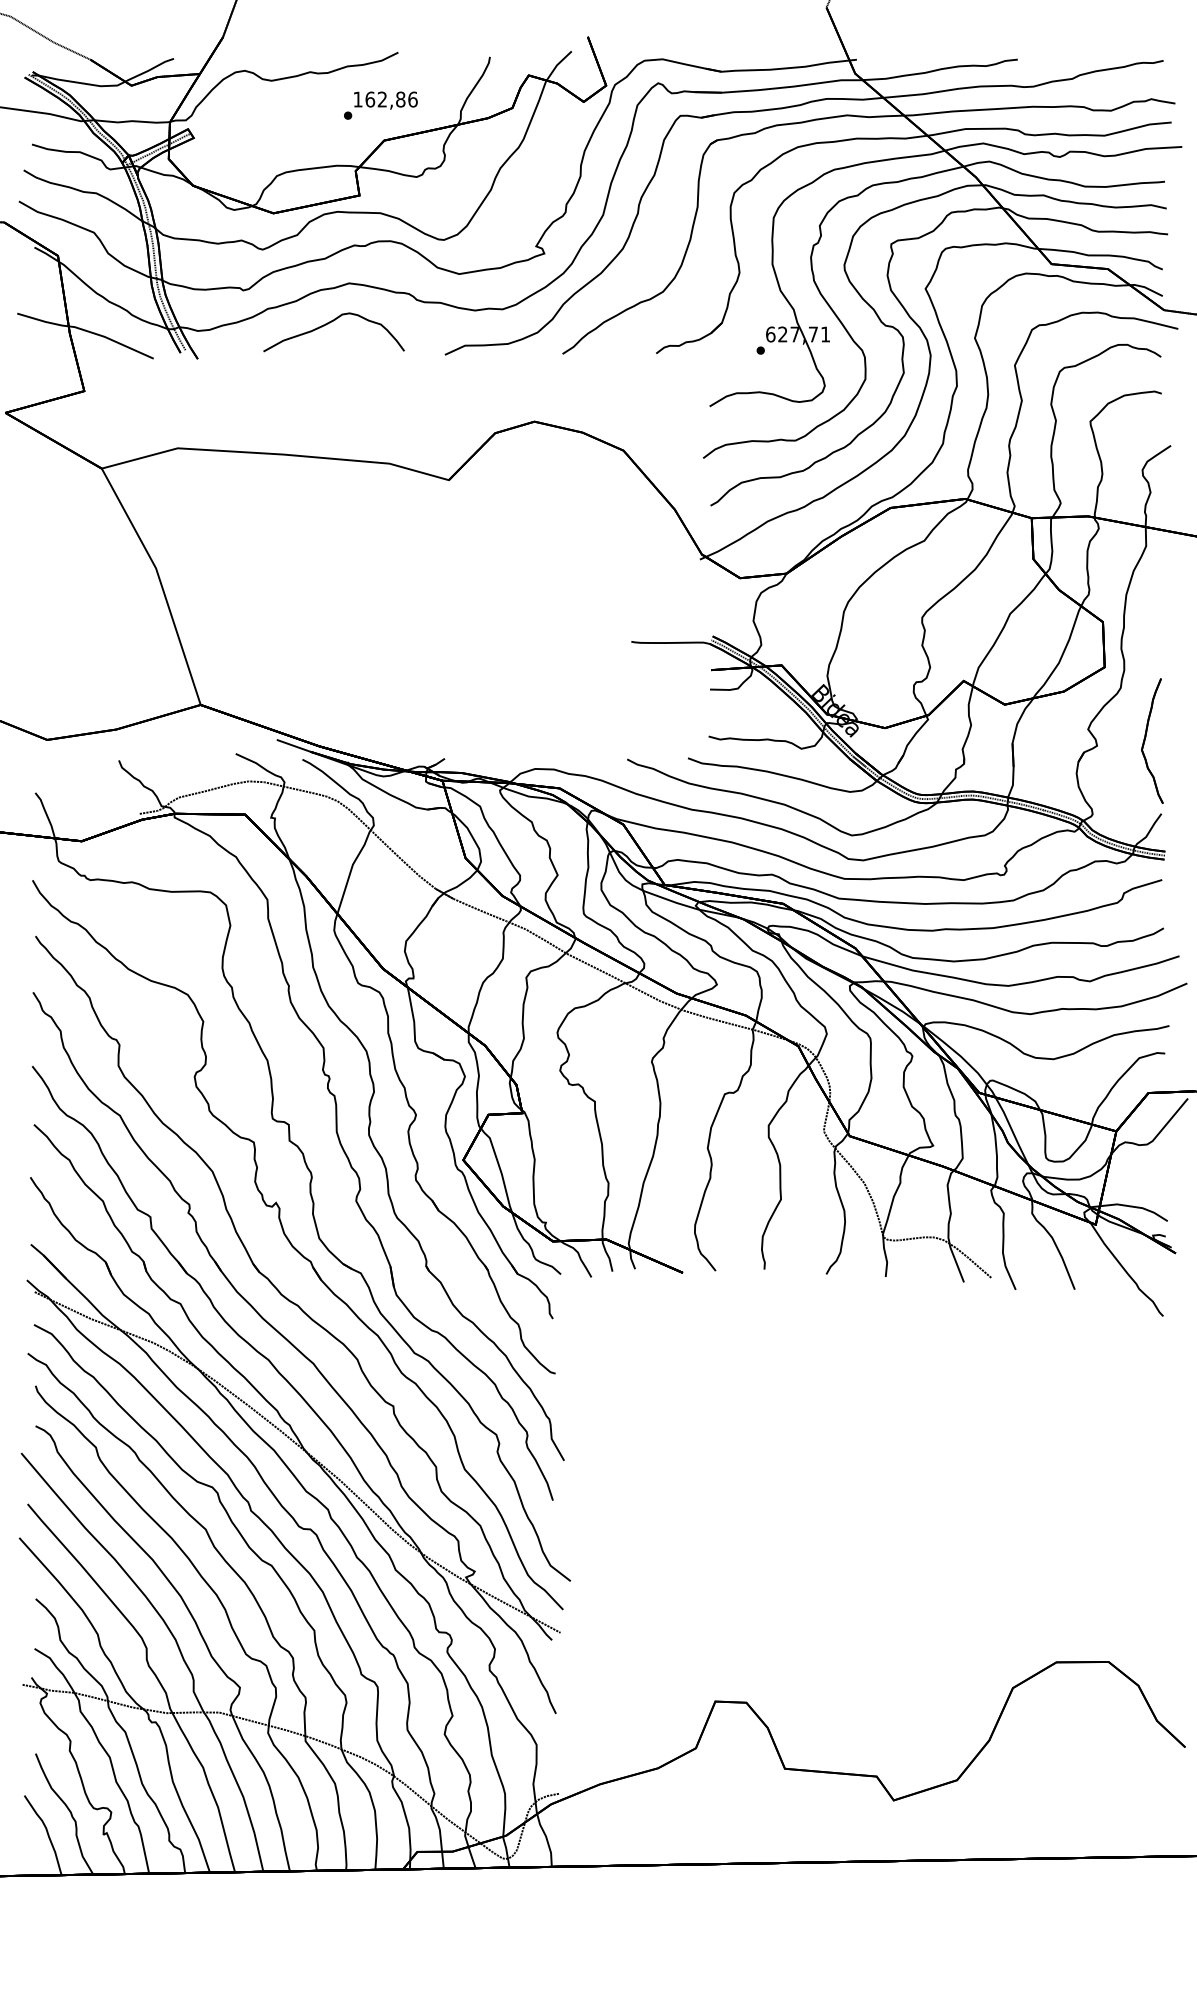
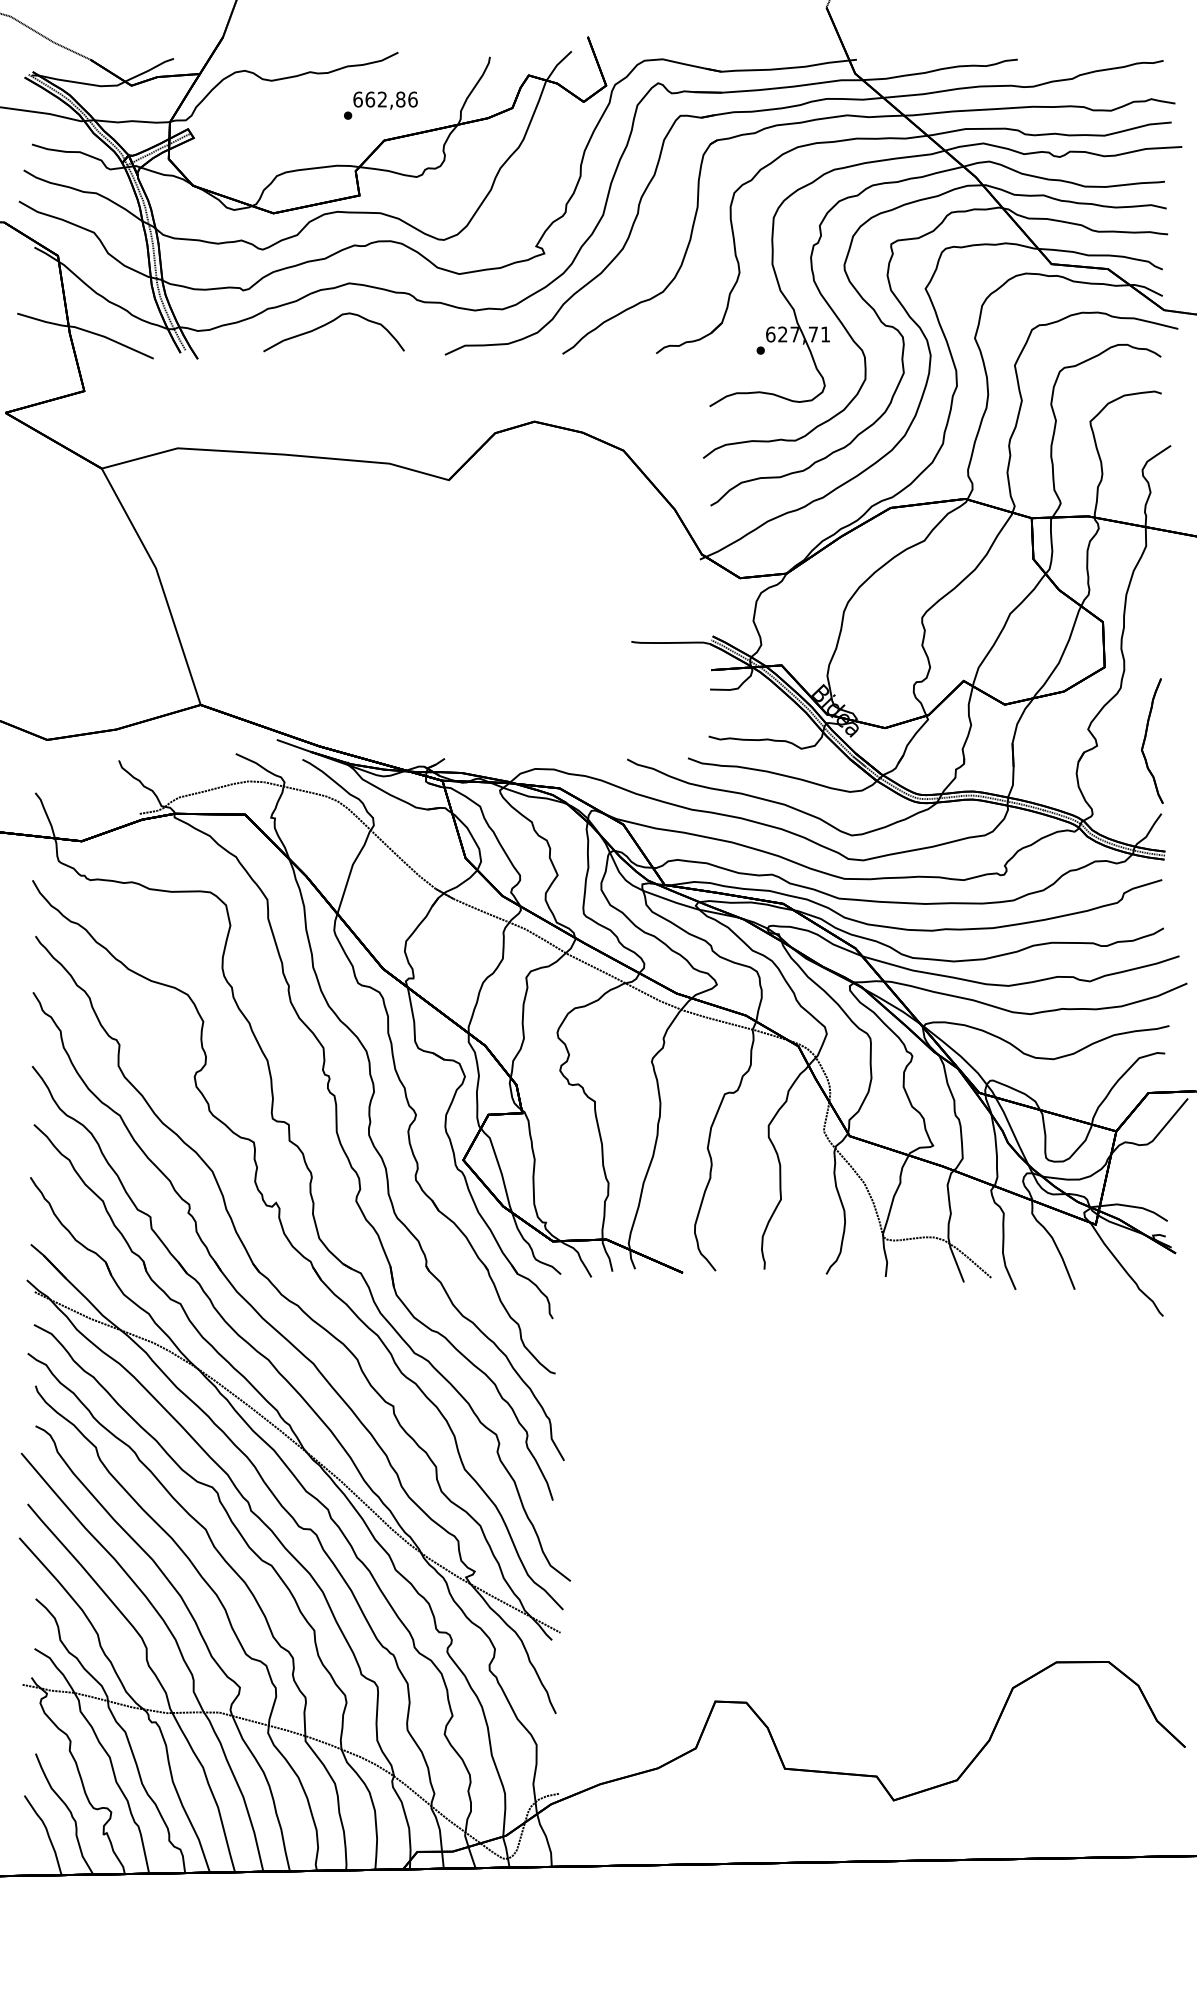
text: 162,86 -> 662,86 (357, 99)
